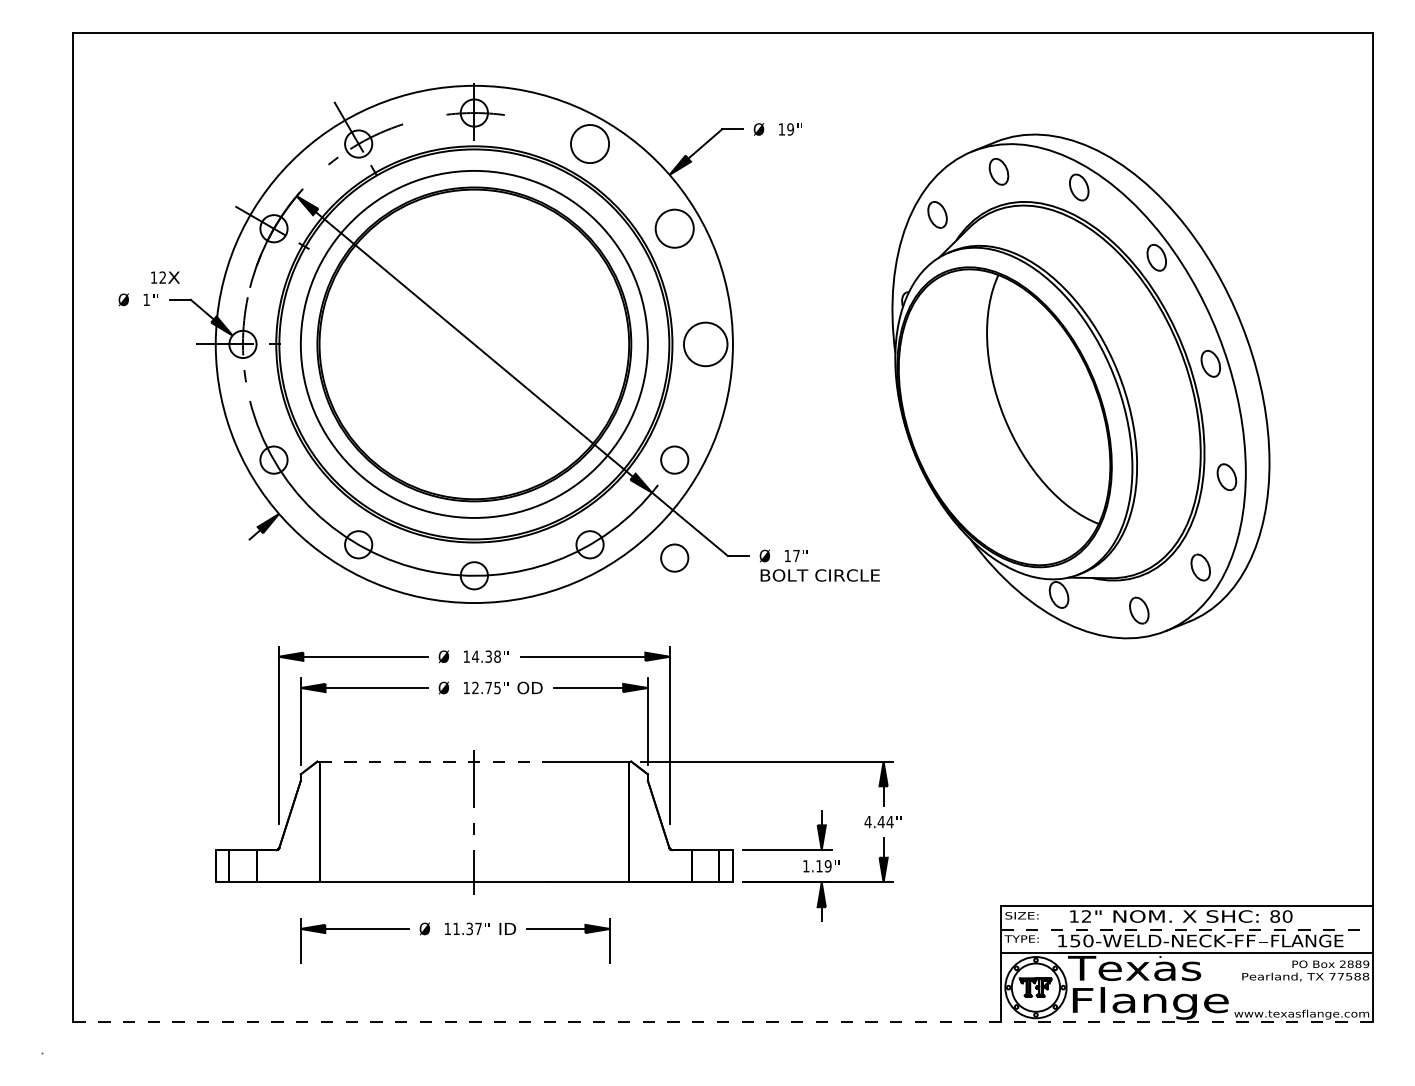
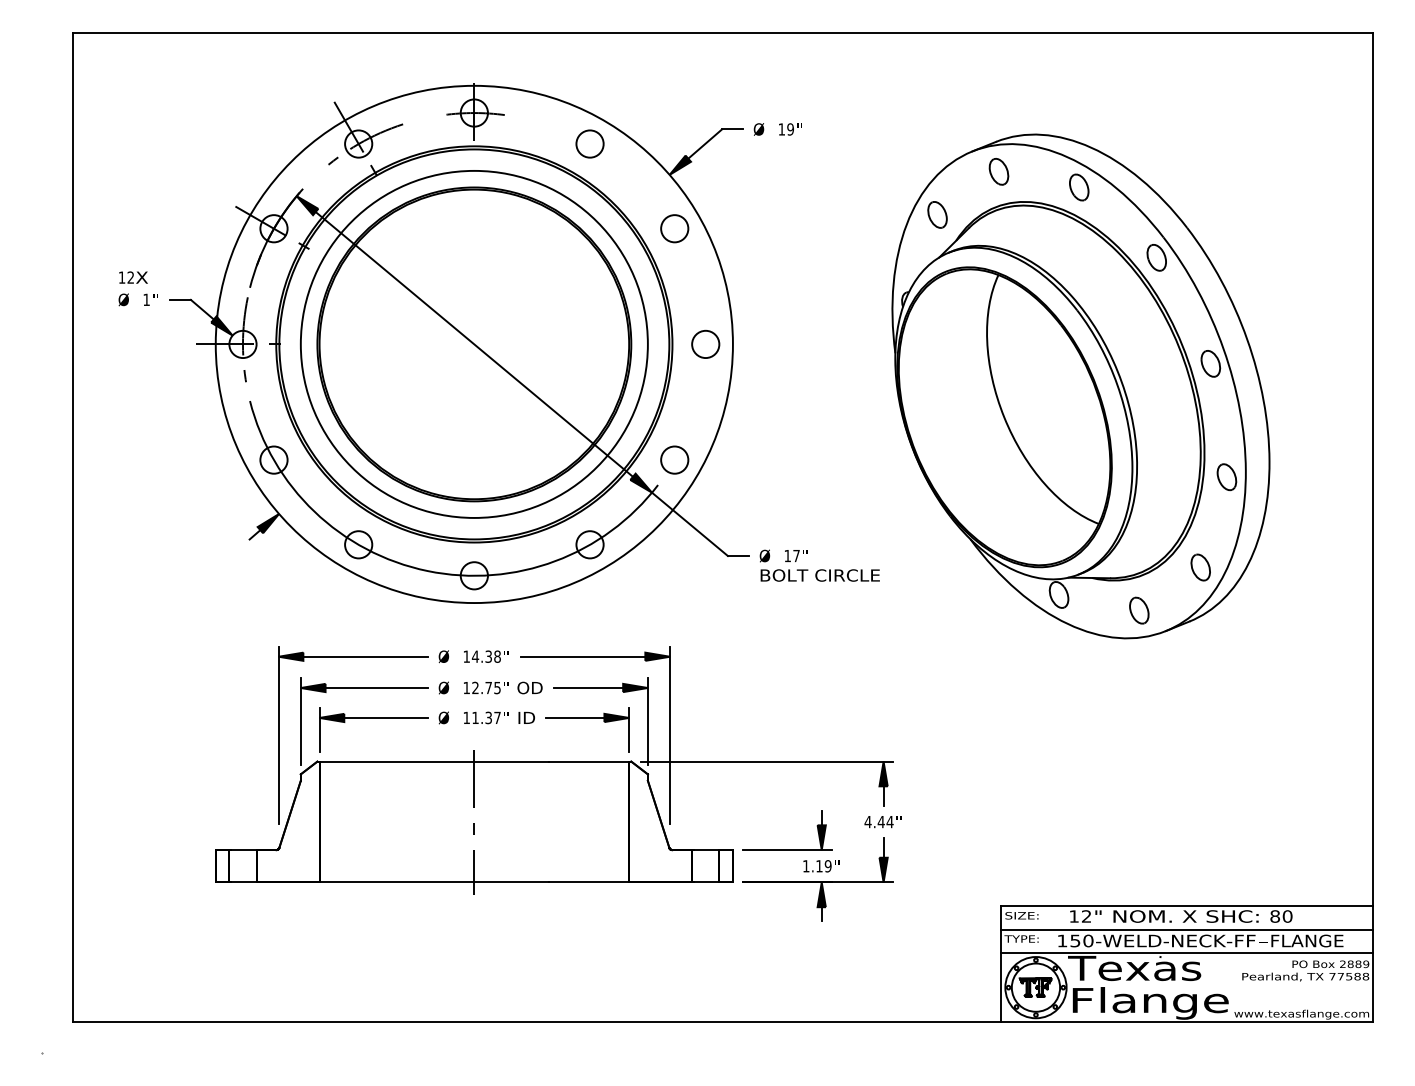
circle diameter: 38 px -> 27 px (589, 143)
circle diameter: 38 px -> 27 px (674, 228)
text position: (165, 277) -> (133, 277) (133, 277)
circle diameter: 44 px -> 27 px (705, 344)
circle: present -> none (674, 557)
line: dashed -> solid (434, 761)
line: dashed -> solid (1186, 929)
part position: (455, 940) -> (474, 729) (474, 729)
line: dashed -> solid (722, 1022)
